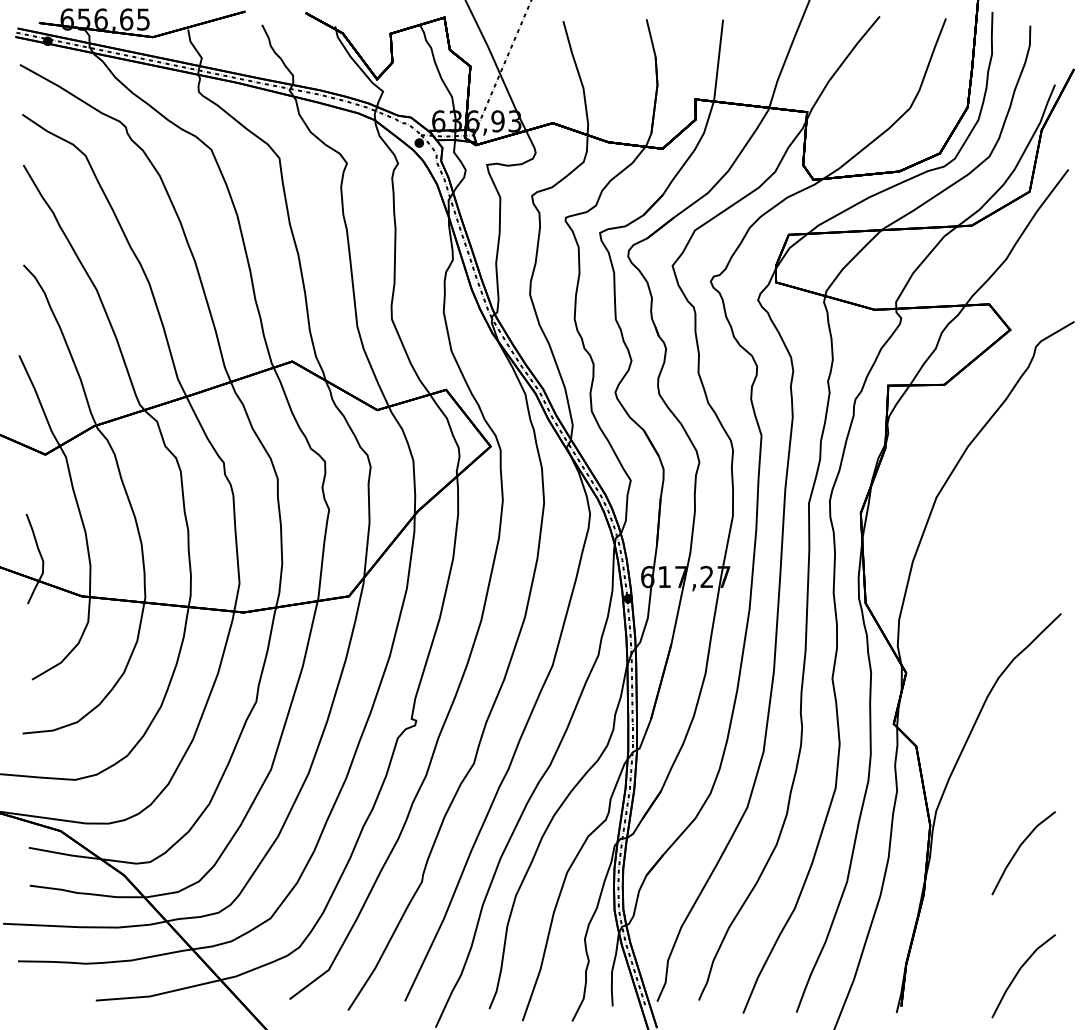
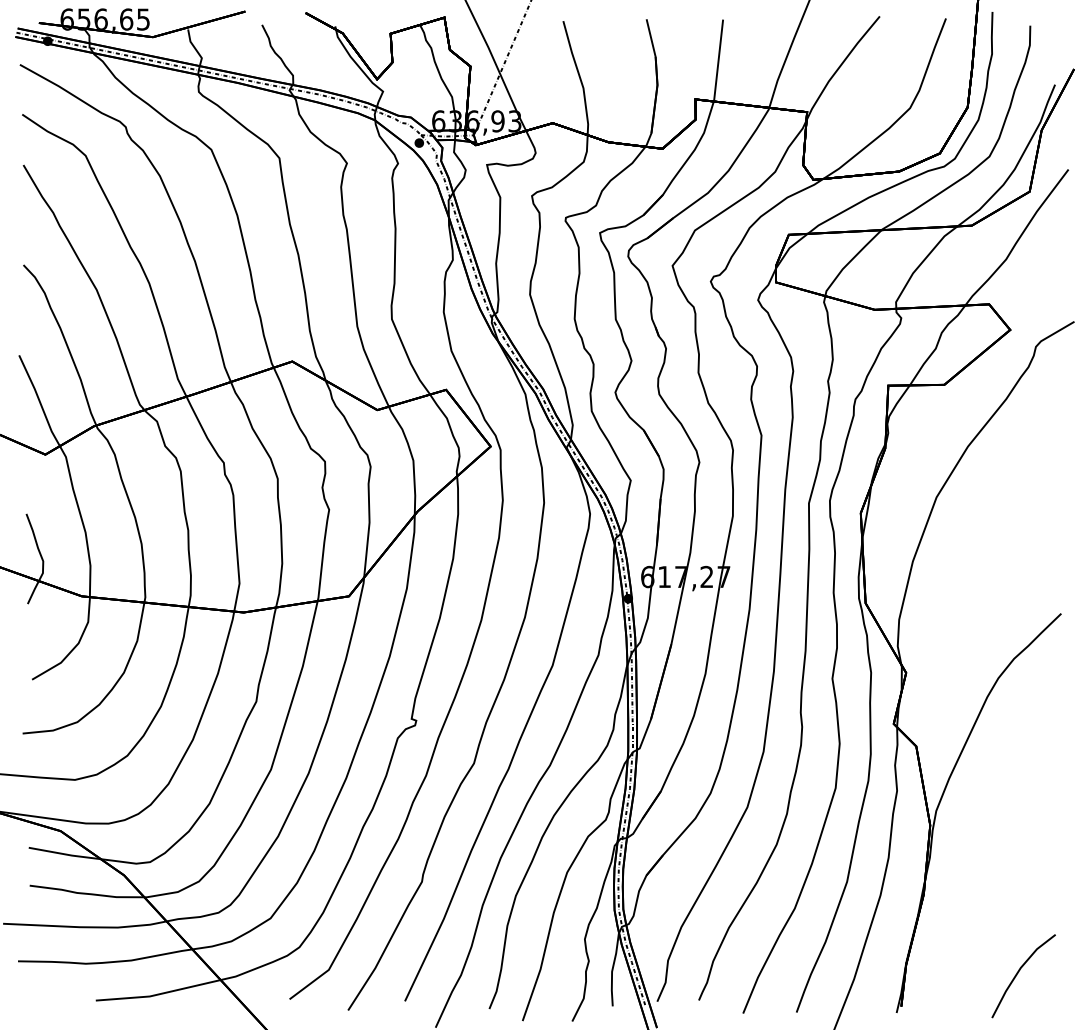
line: present -> none (1018, 850)
